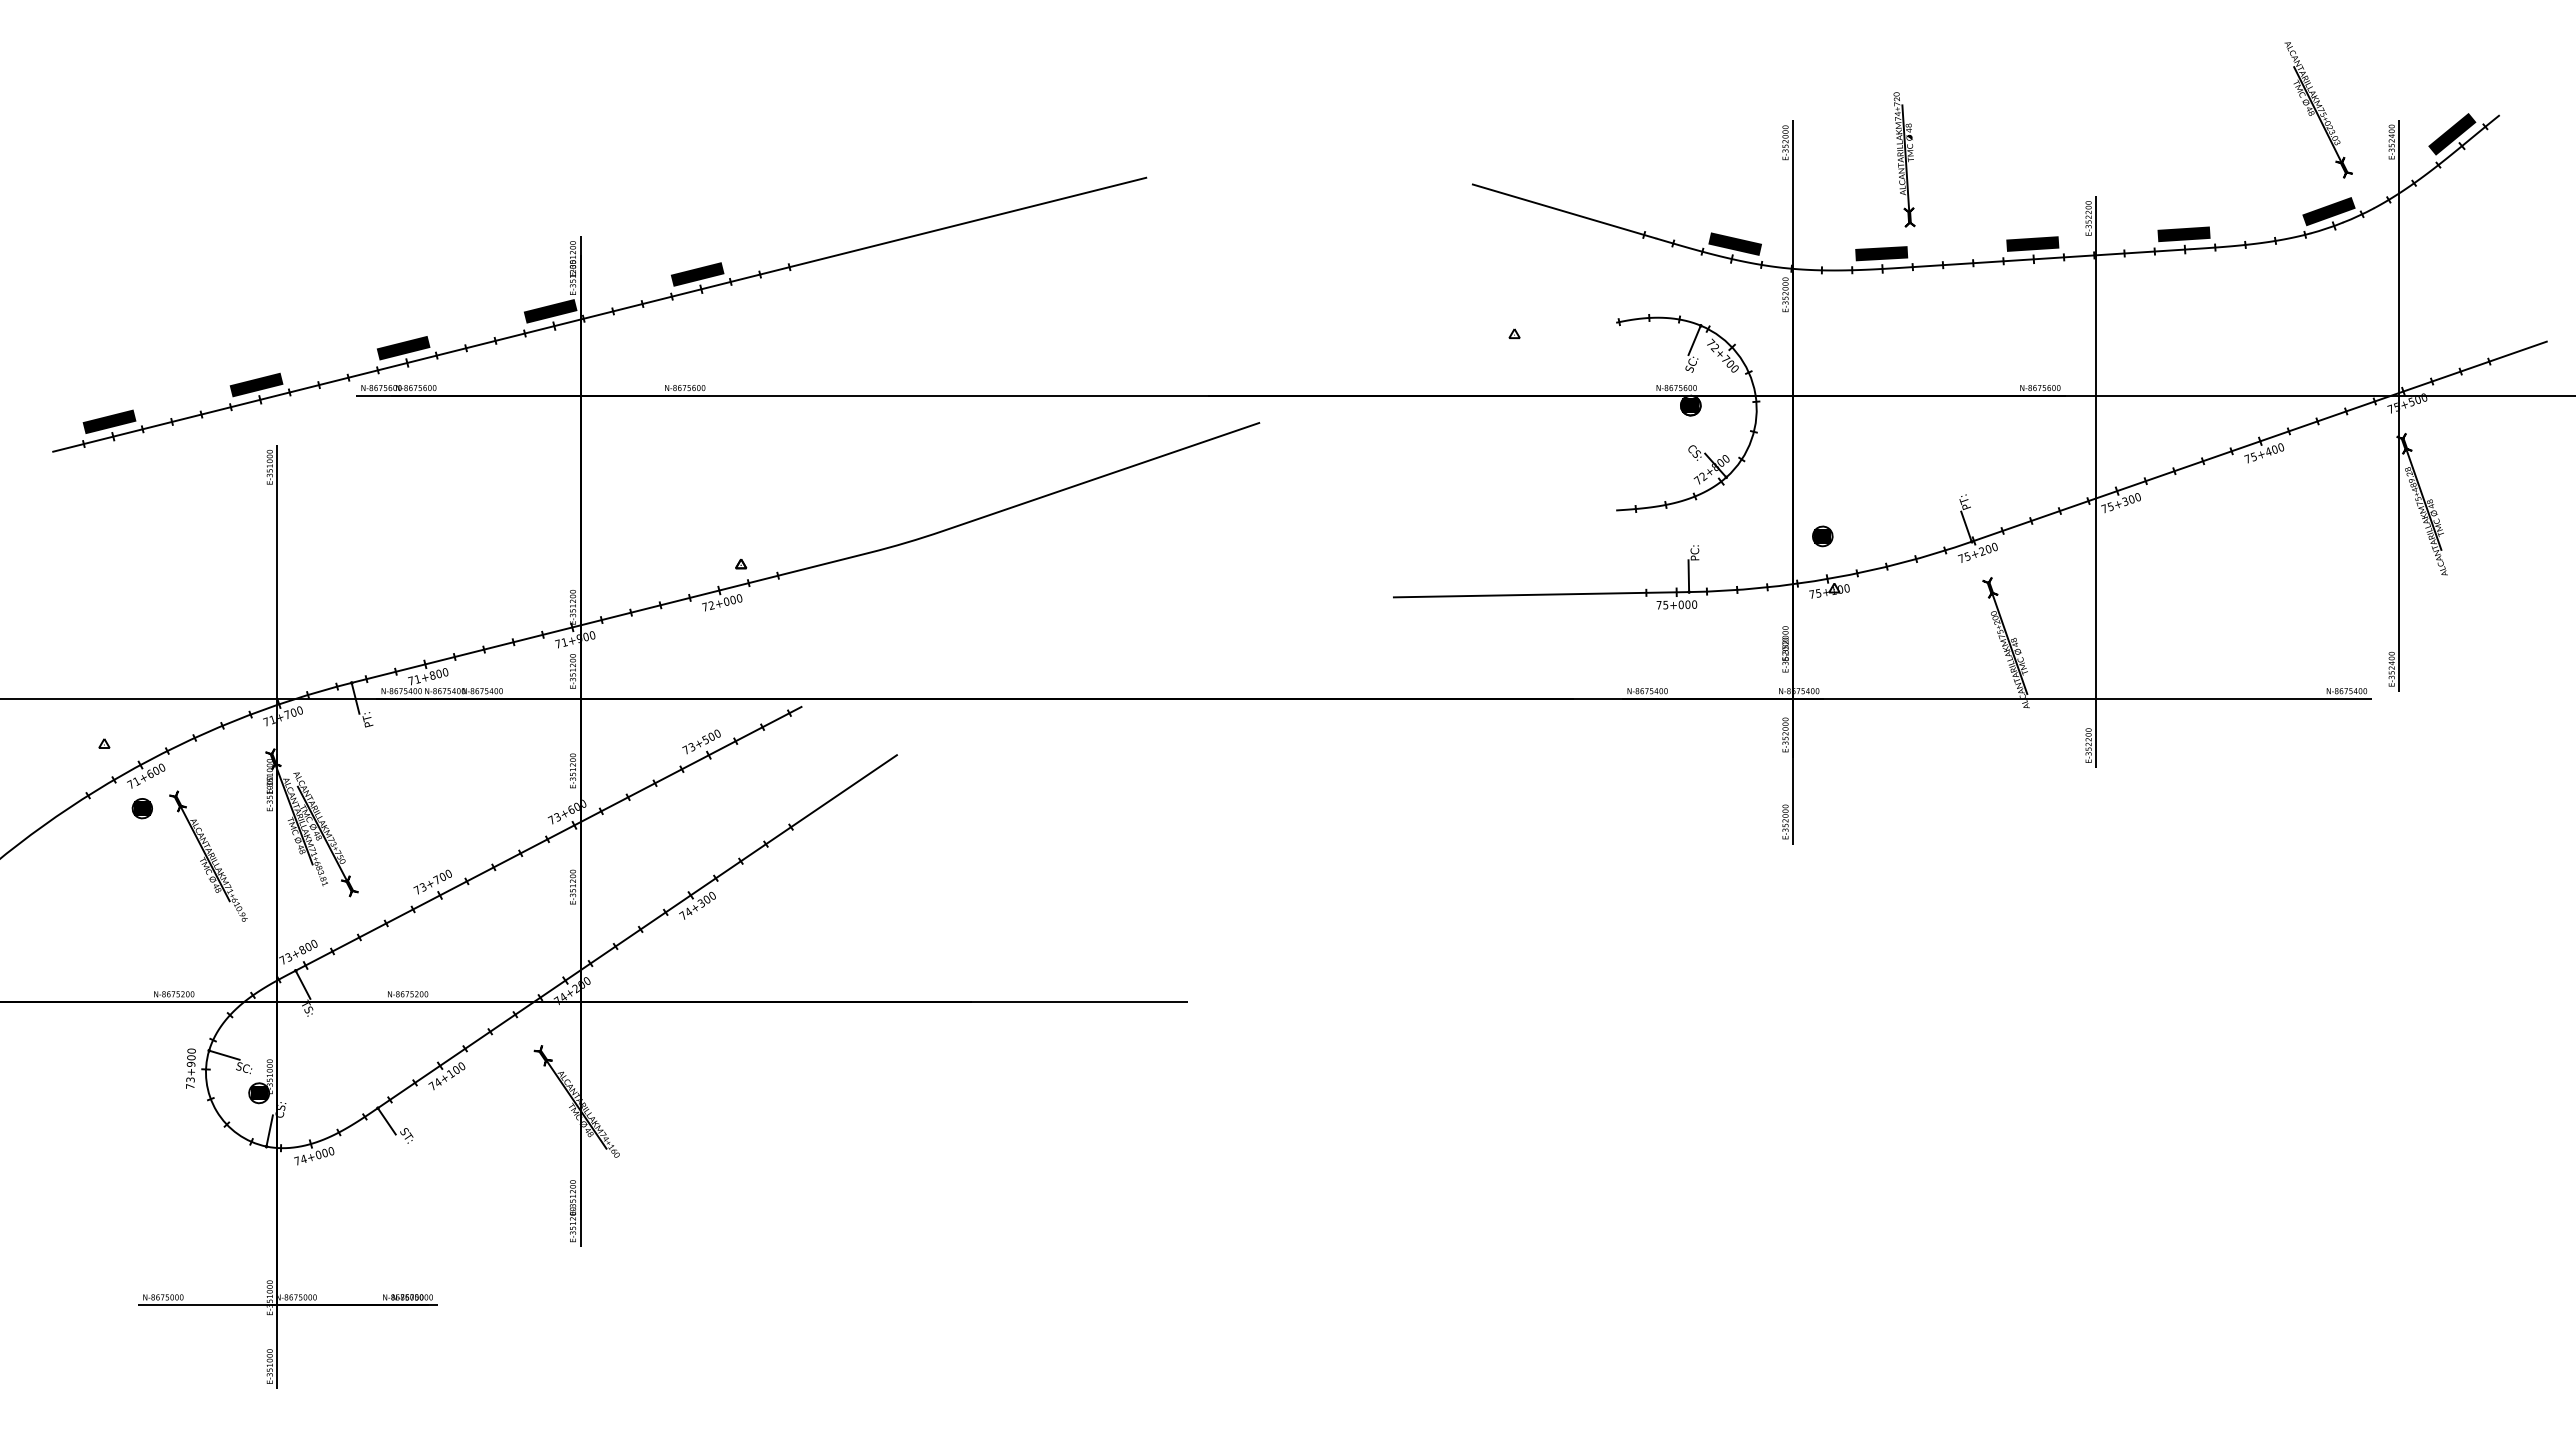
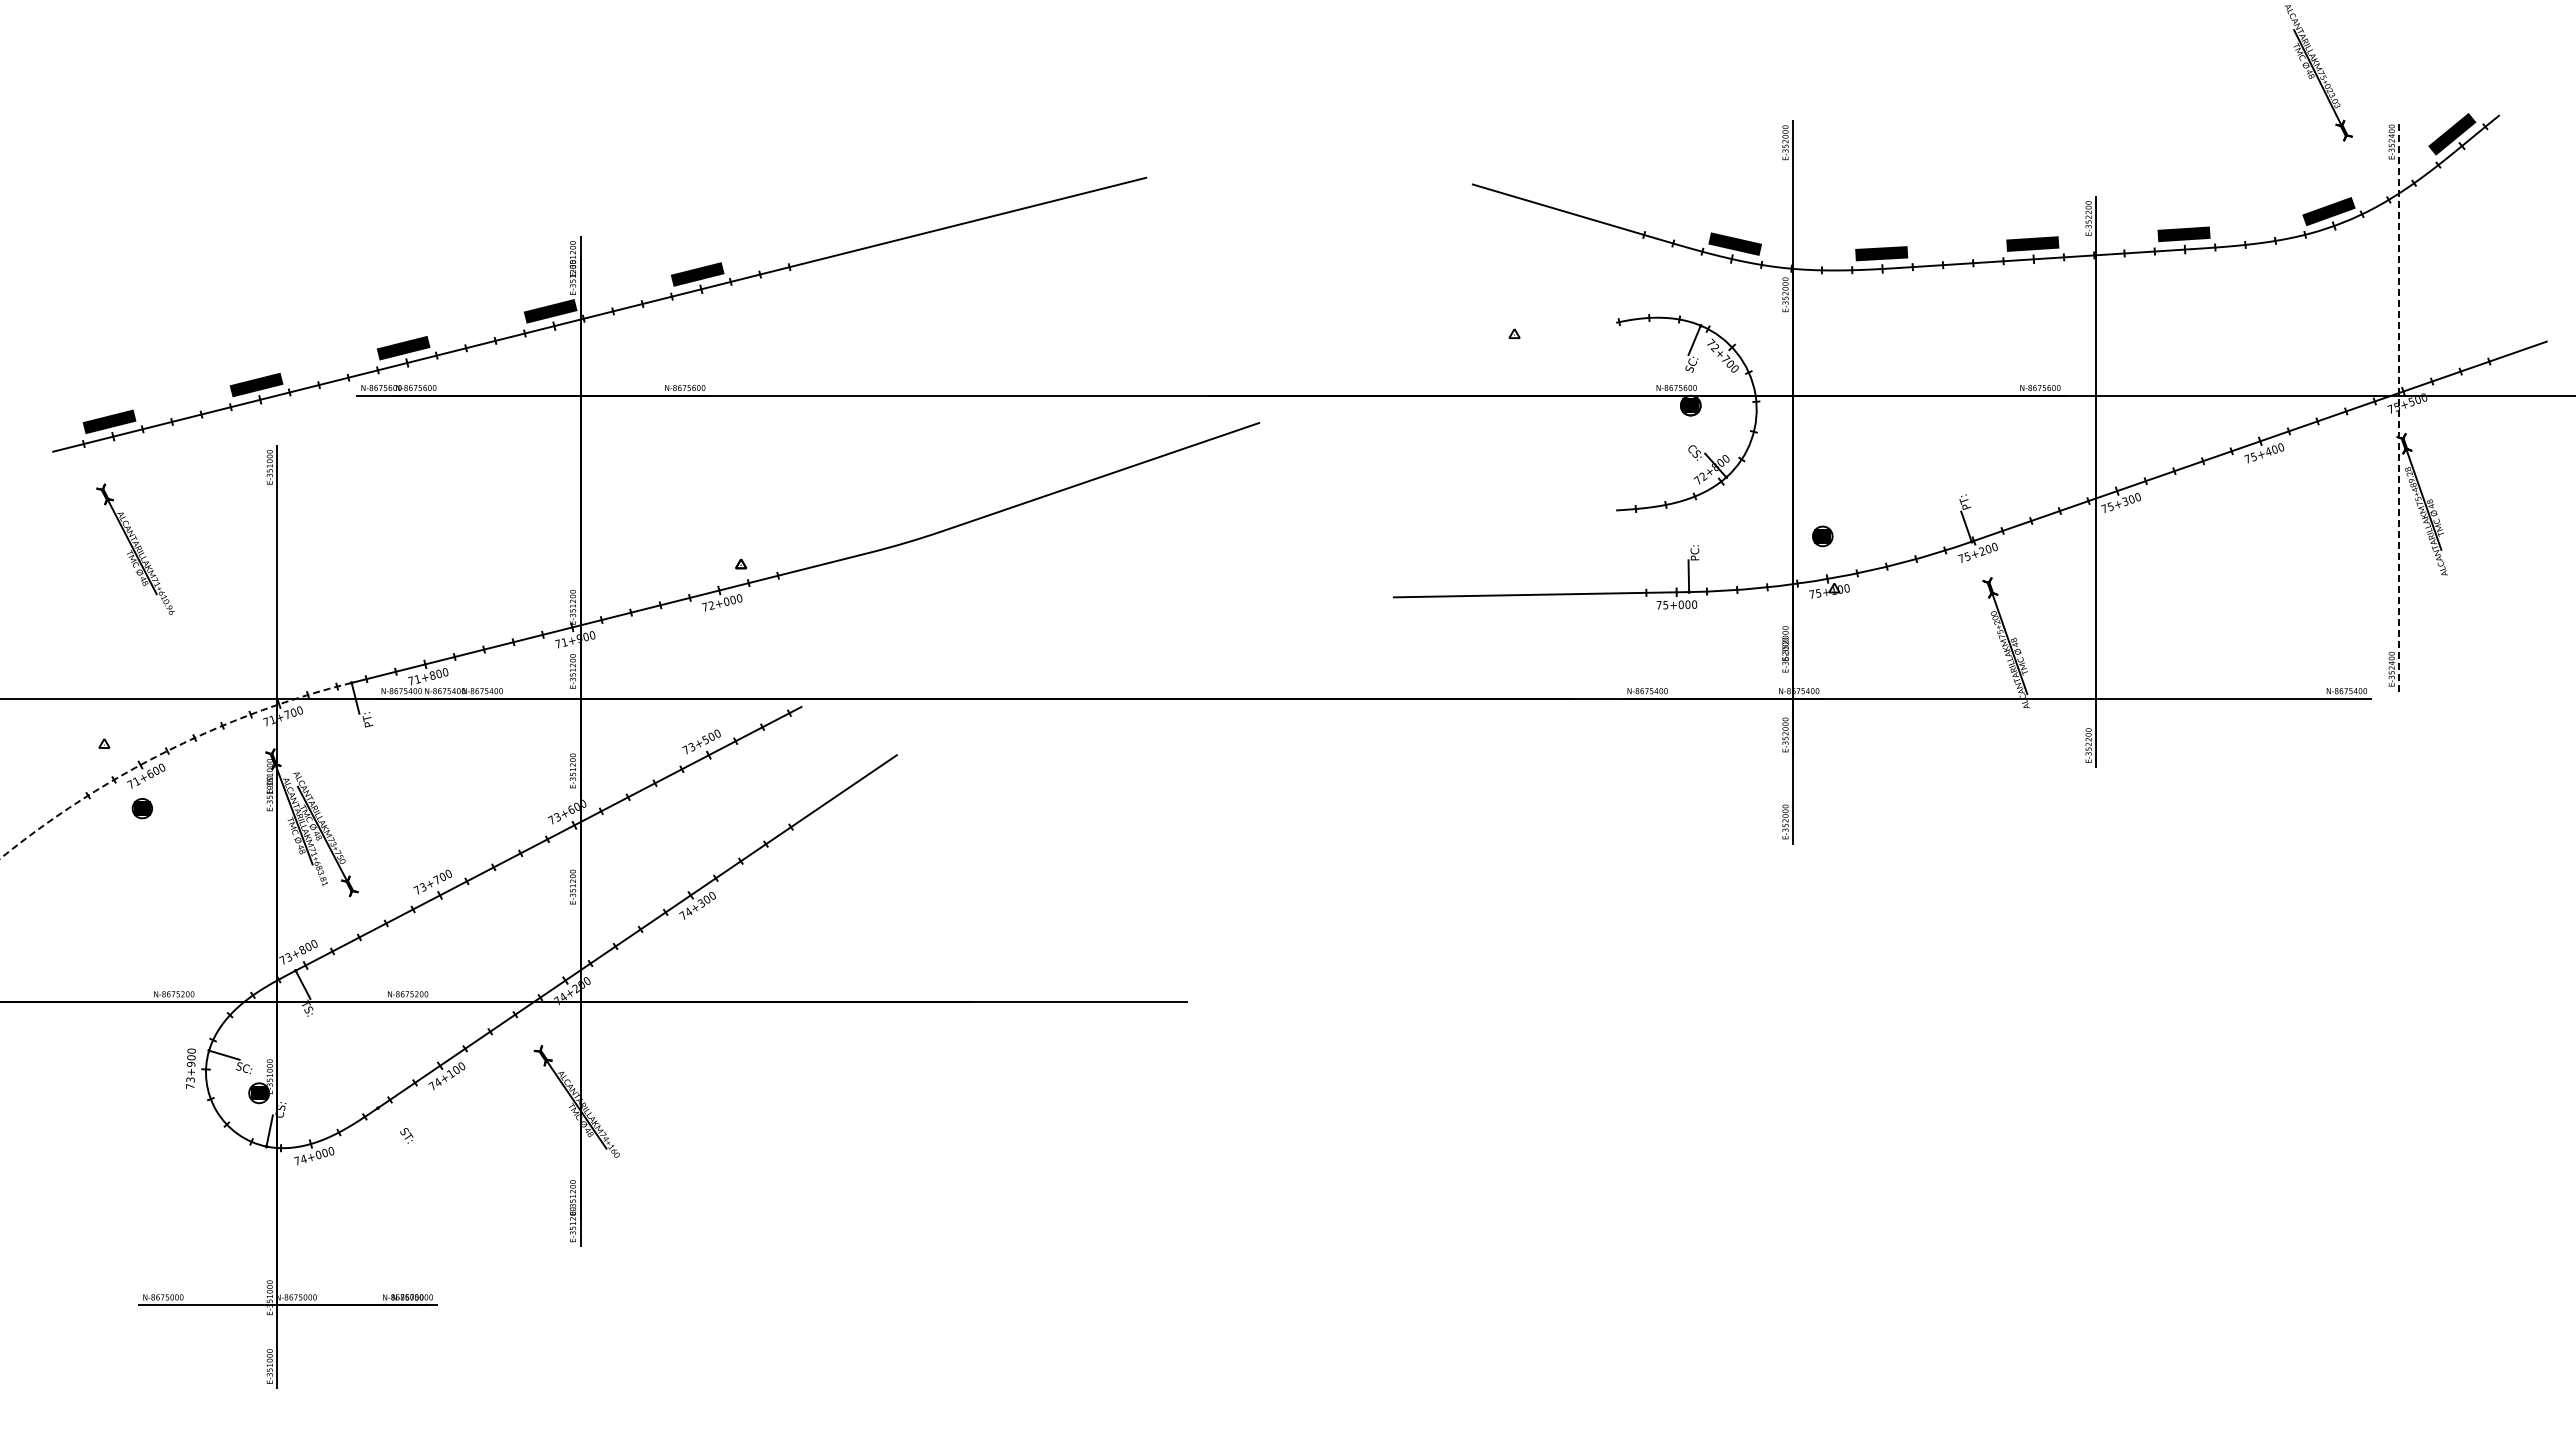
part position: (2318, 110) -> (2318, 73) (2318, 73)
part: present -> none (1904, 159)
line: solid -> dashed (2399, 405)
line: solid -> dashed (167, 751)
part position: (208, 855) -> (135, 548) (135, 548)
line: present -> none (386, 1121)
